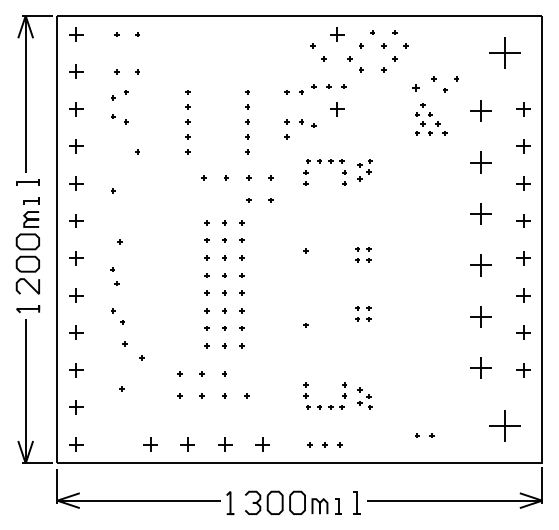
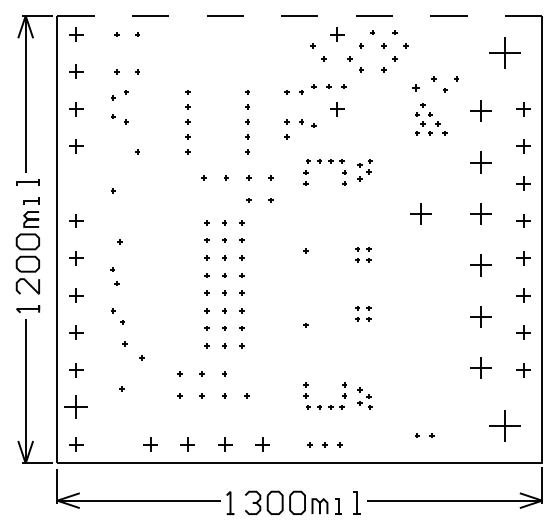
line: solid -> dashed (300, 15)
part: present -> none (76, 183)
part: none -> present (420, 213)
part size: 15x15 px -> 24x24 px (75, 406)
